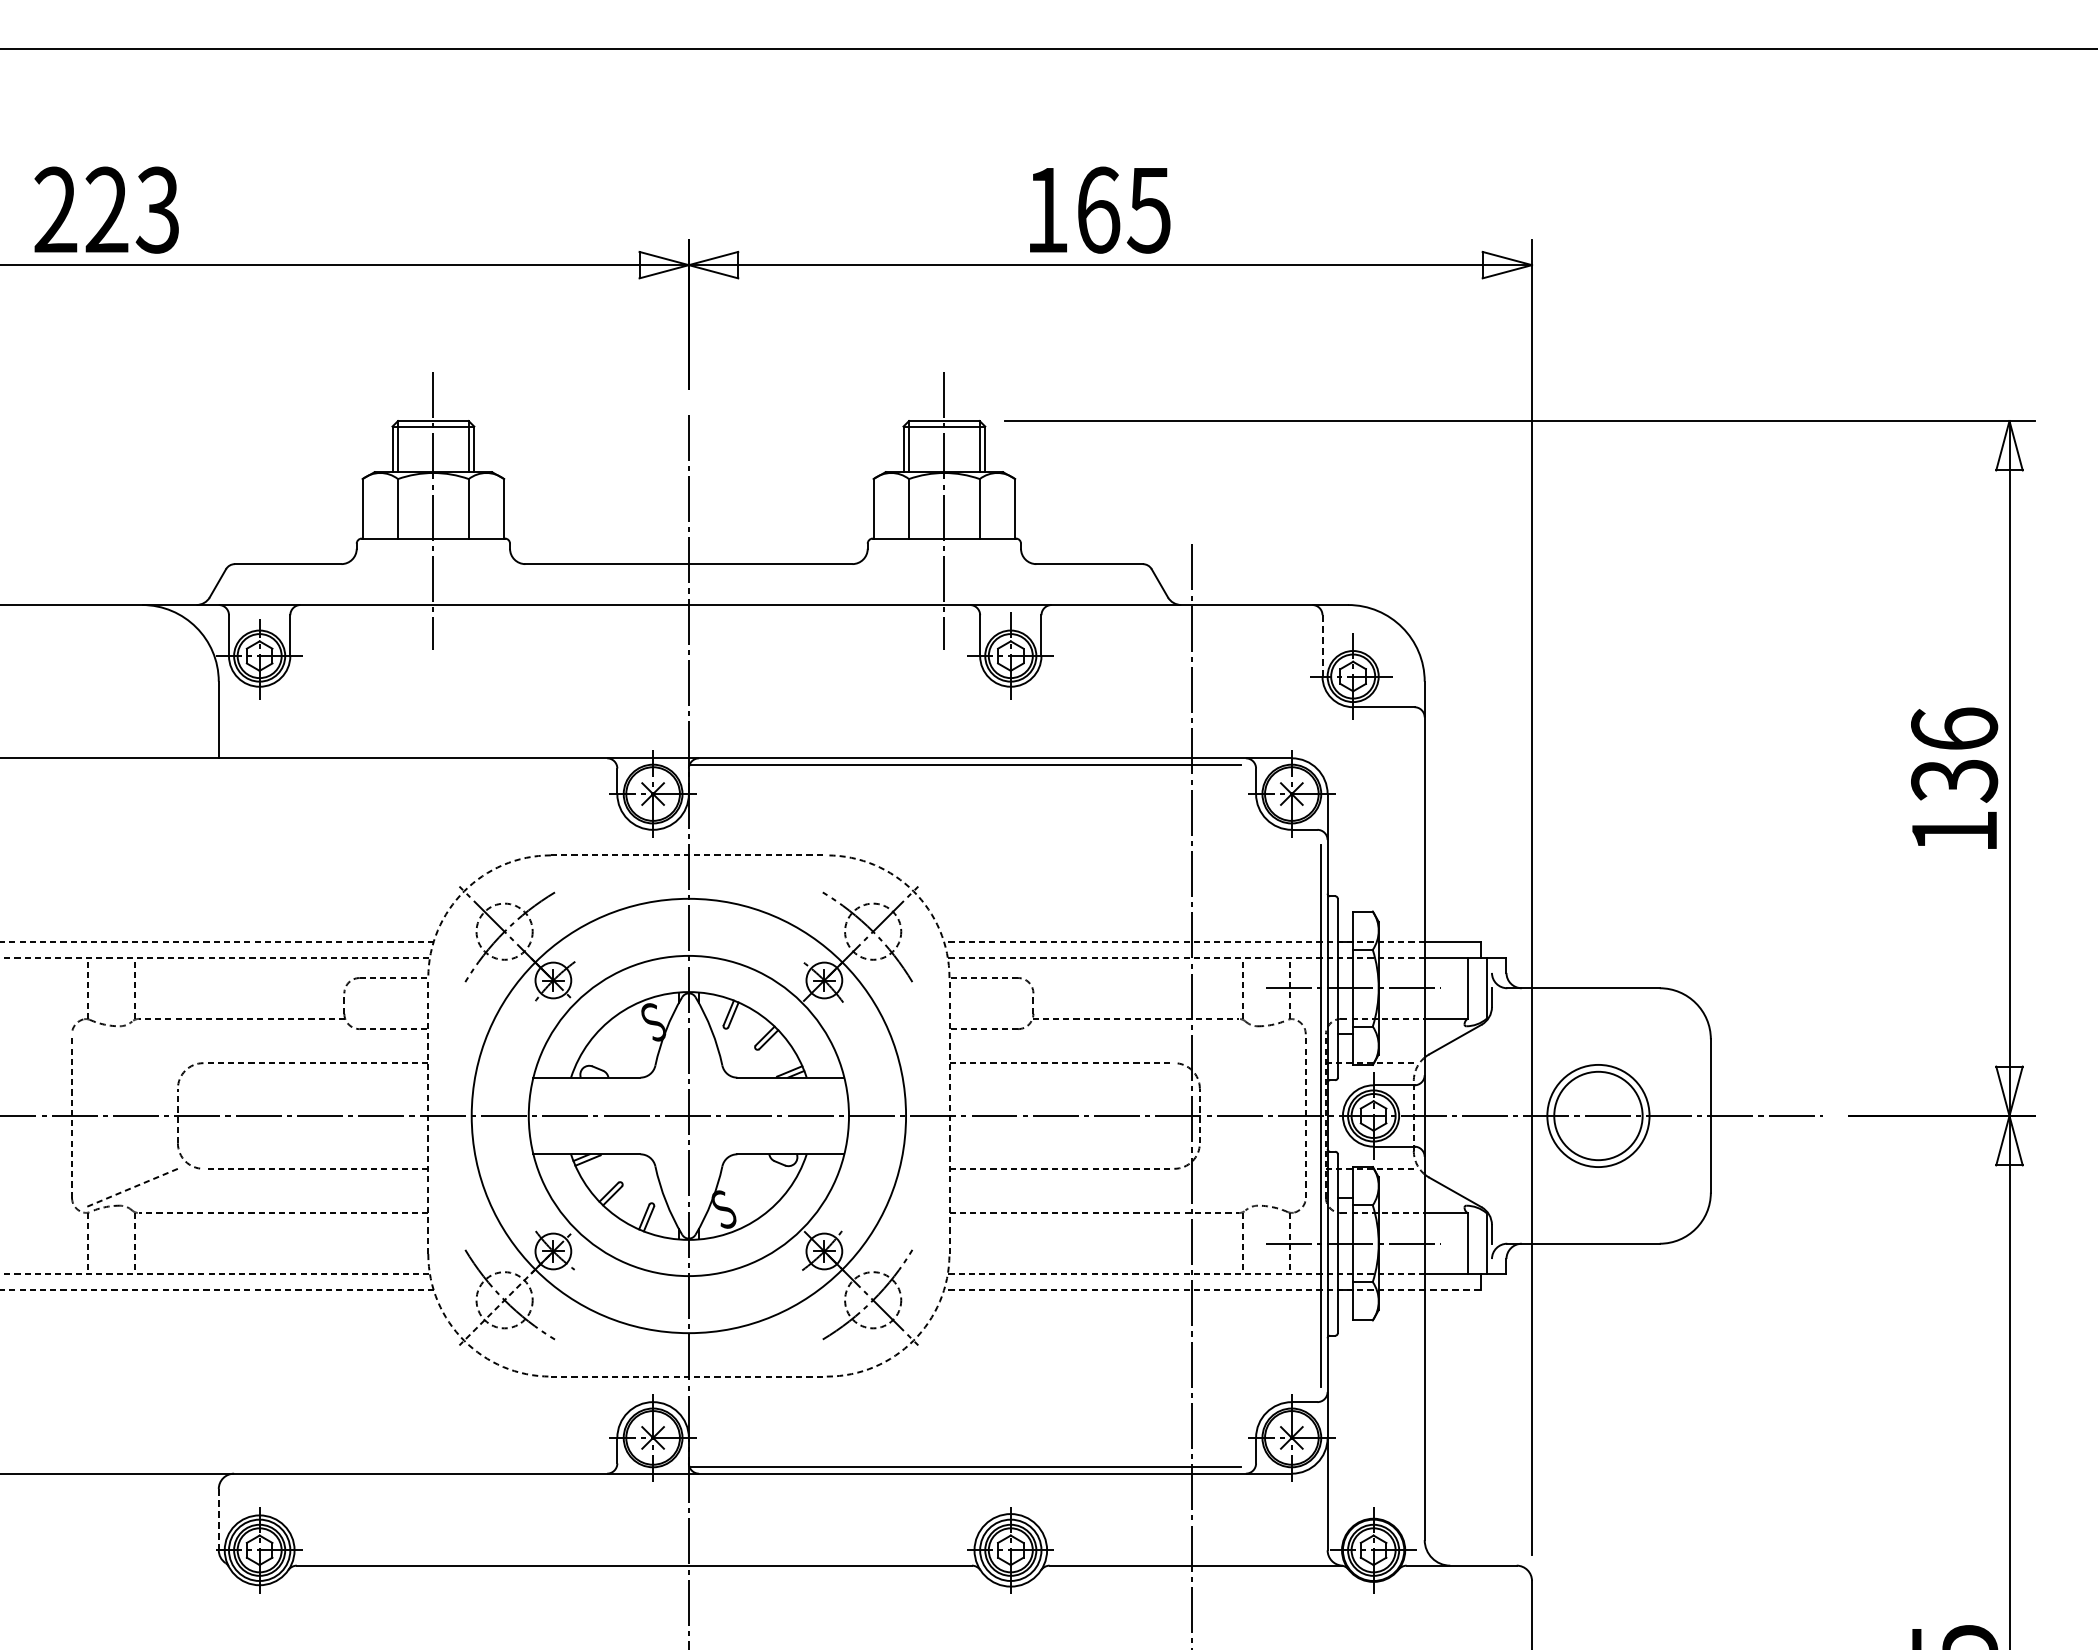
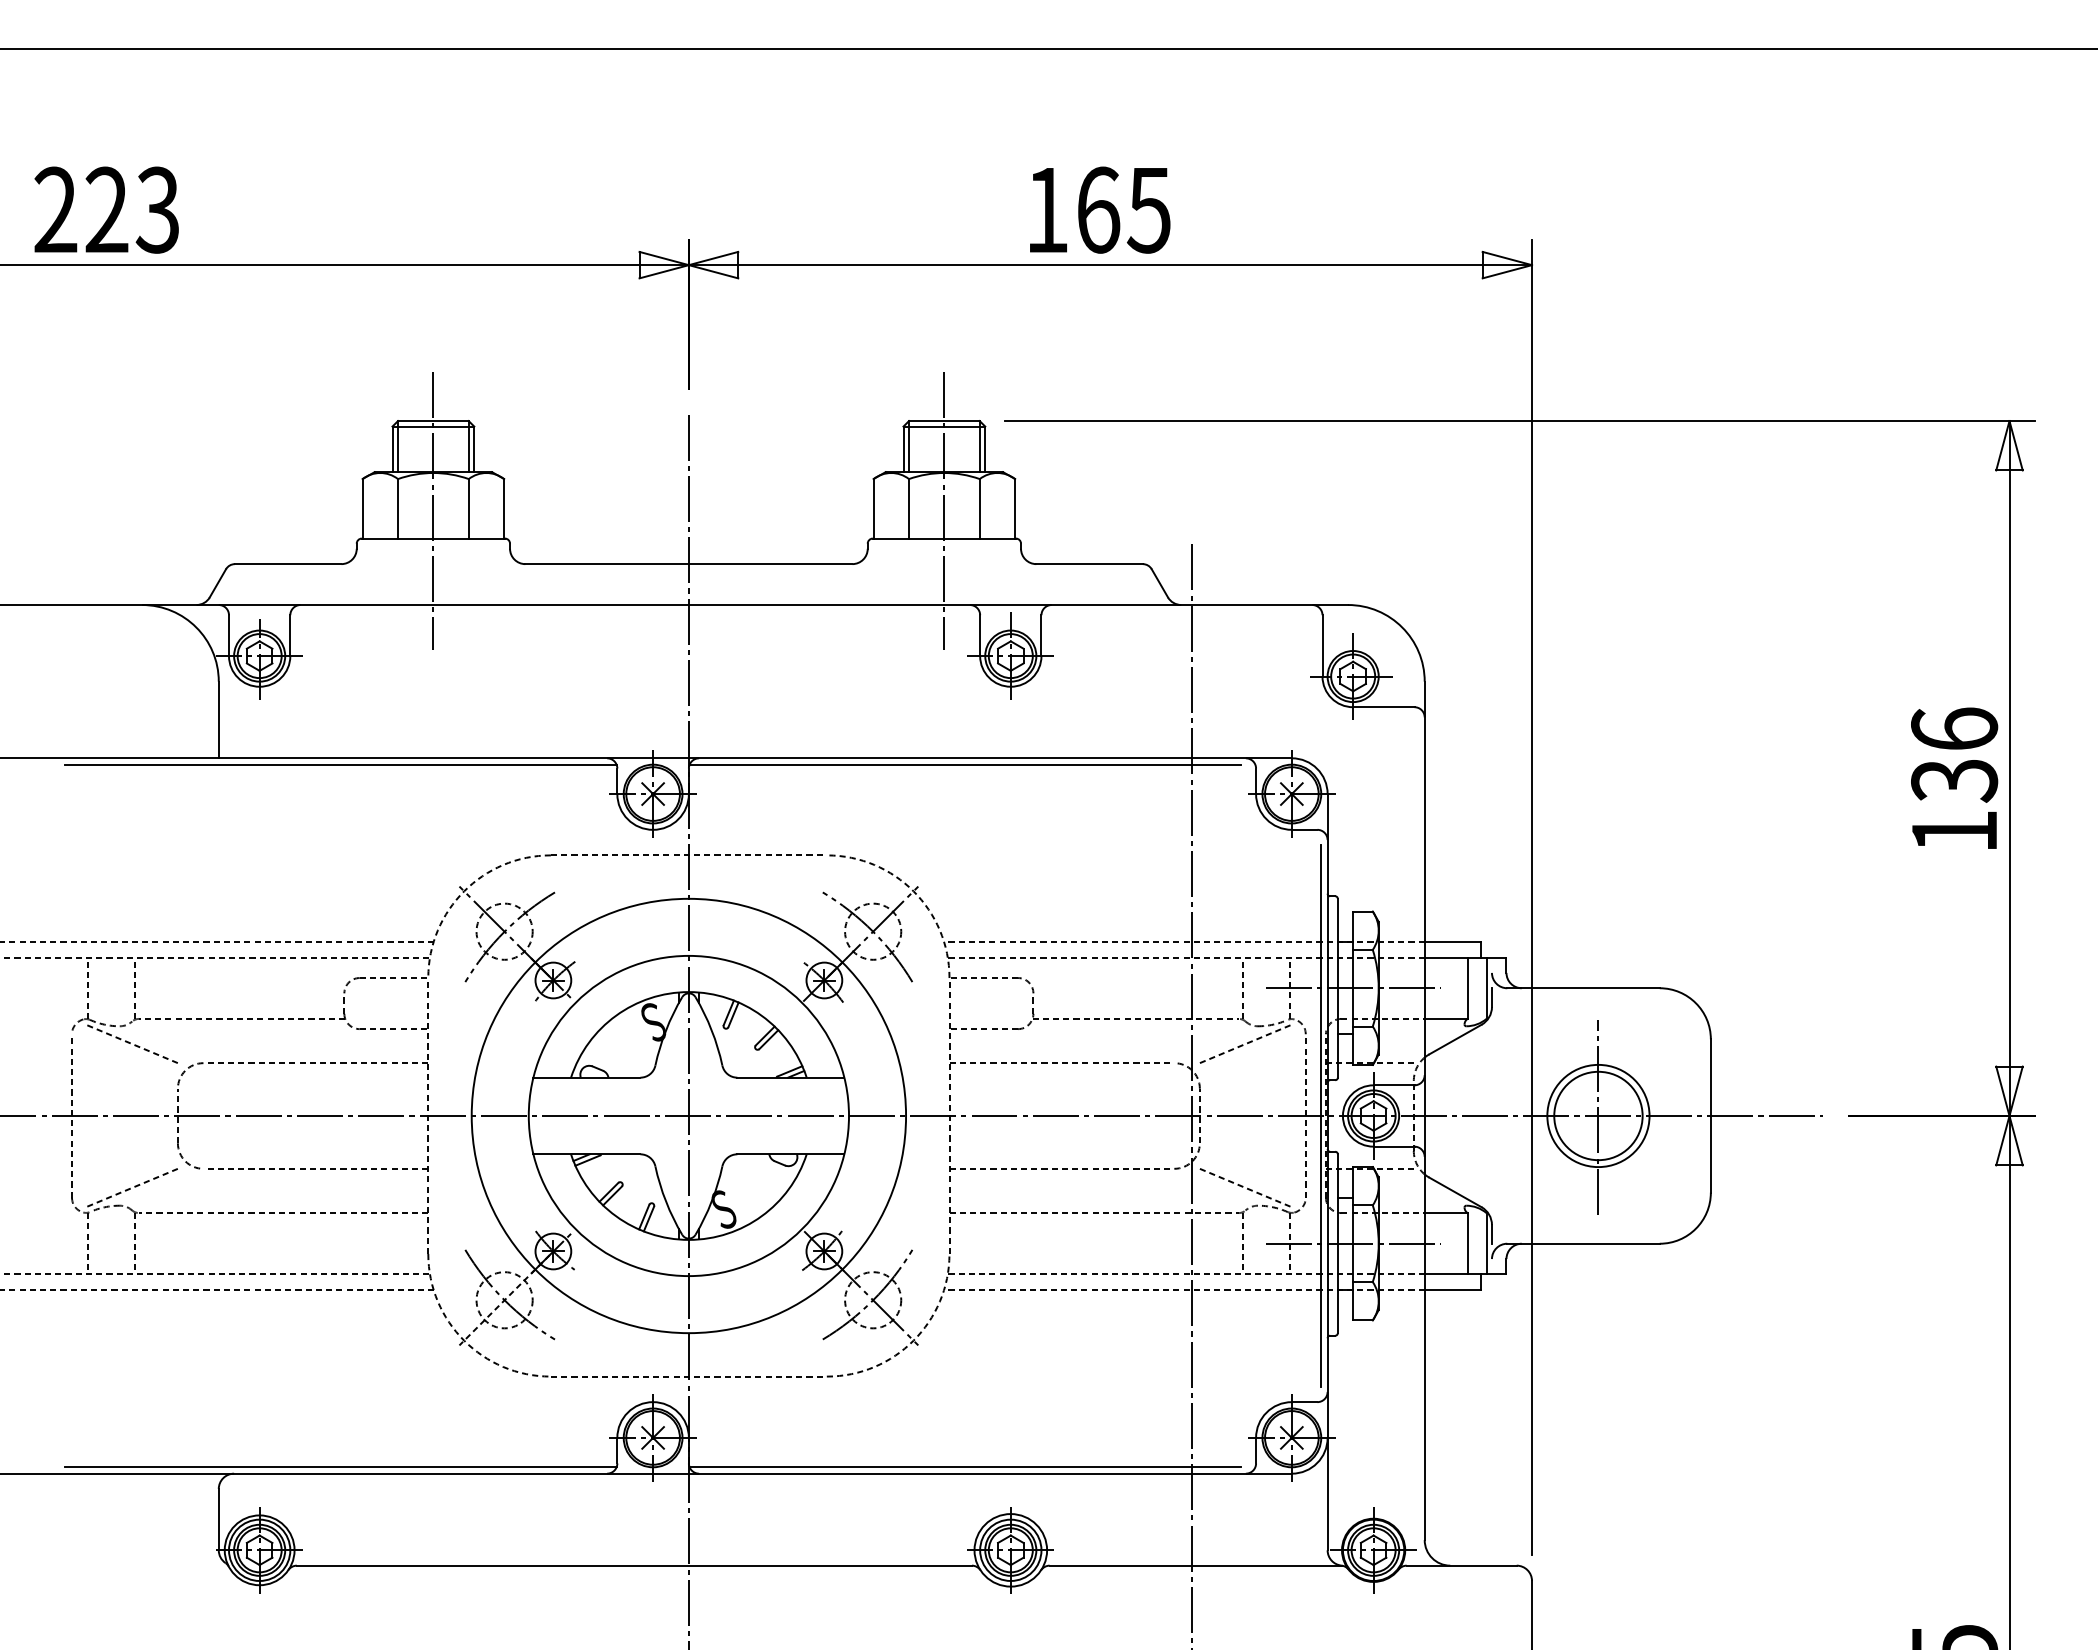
line: dashed -> solid (1322, 645)
line: none -> present (340, 765)
line: none -> present (132, 1044)
line: none -> present (1244, 1044)
line: none -> present (1598, 1116)
line: none -> present (1244, 1187)
line: dashed -> solid (1452, 1289)
line: none -> present (340, 1466)
line: dashed -> solid (218, 1519)
